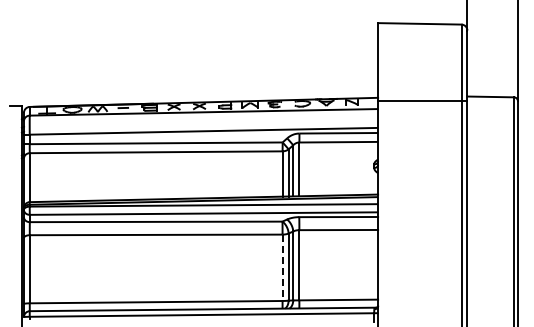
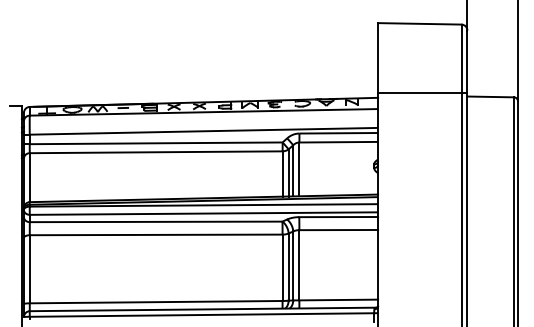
line position: (422, 100) -> (422, 92) (422, 92)
line: dashed -> solid (282, 268)
